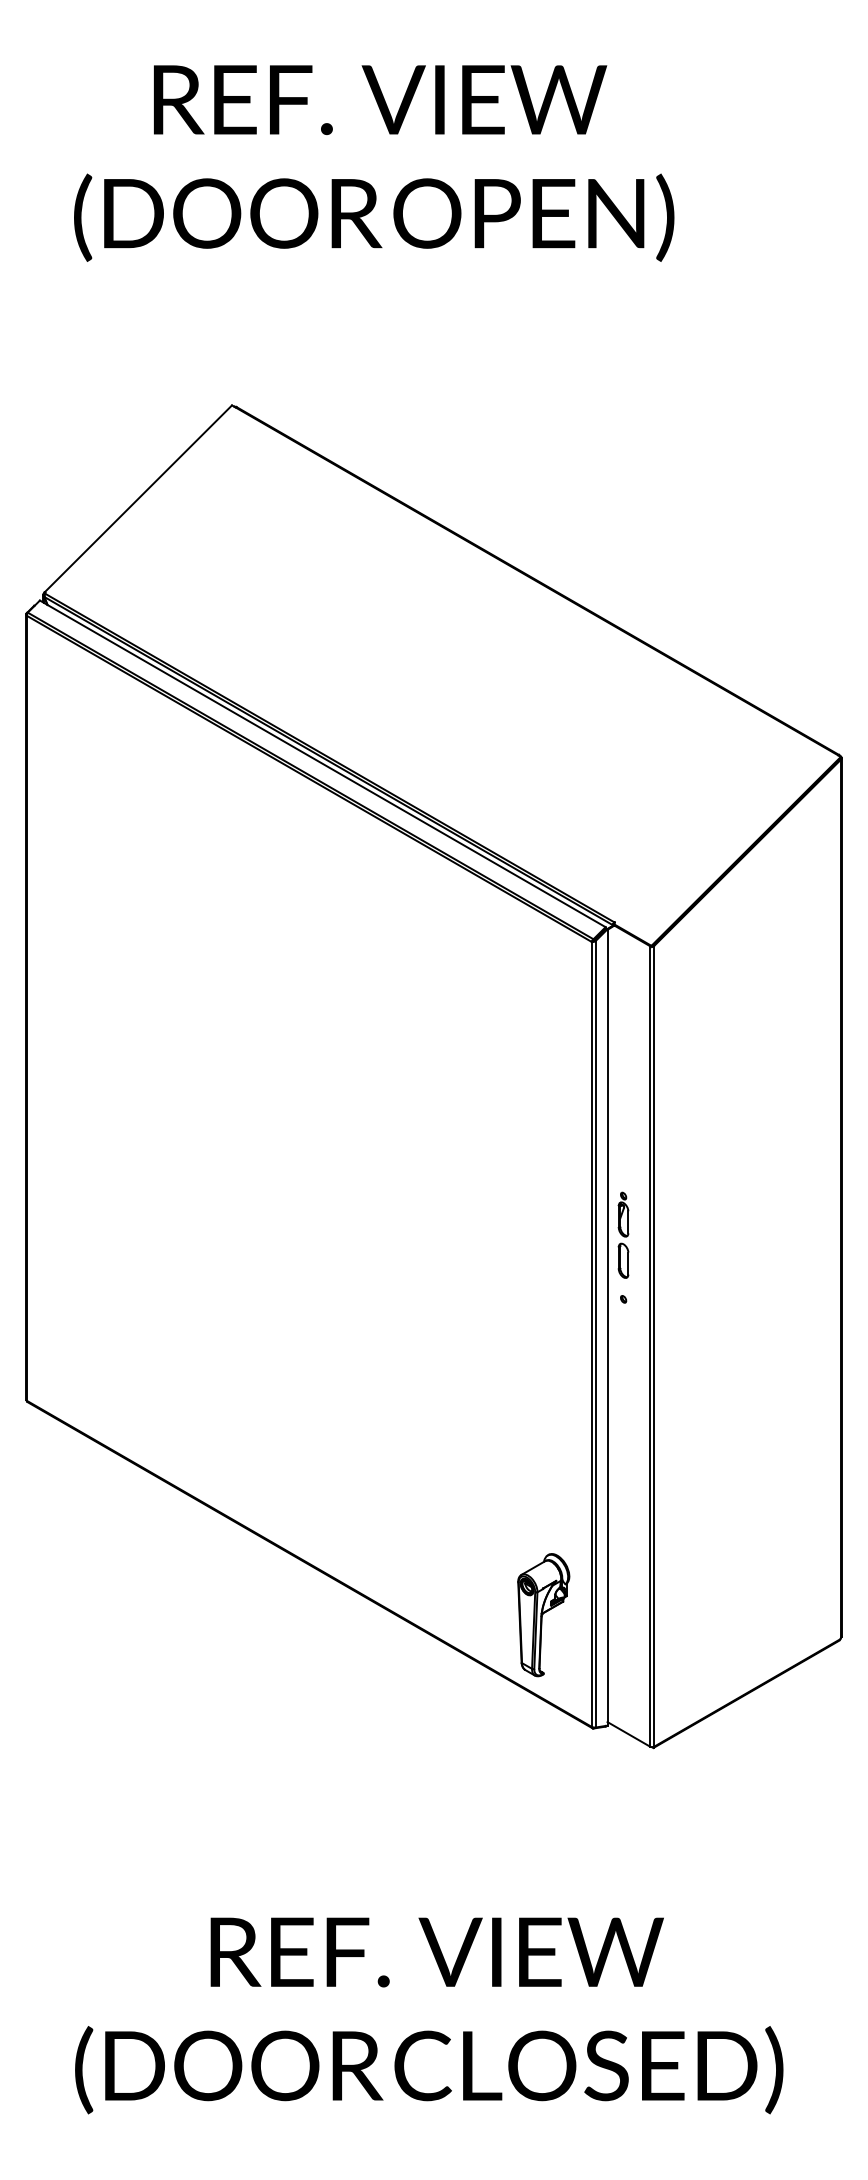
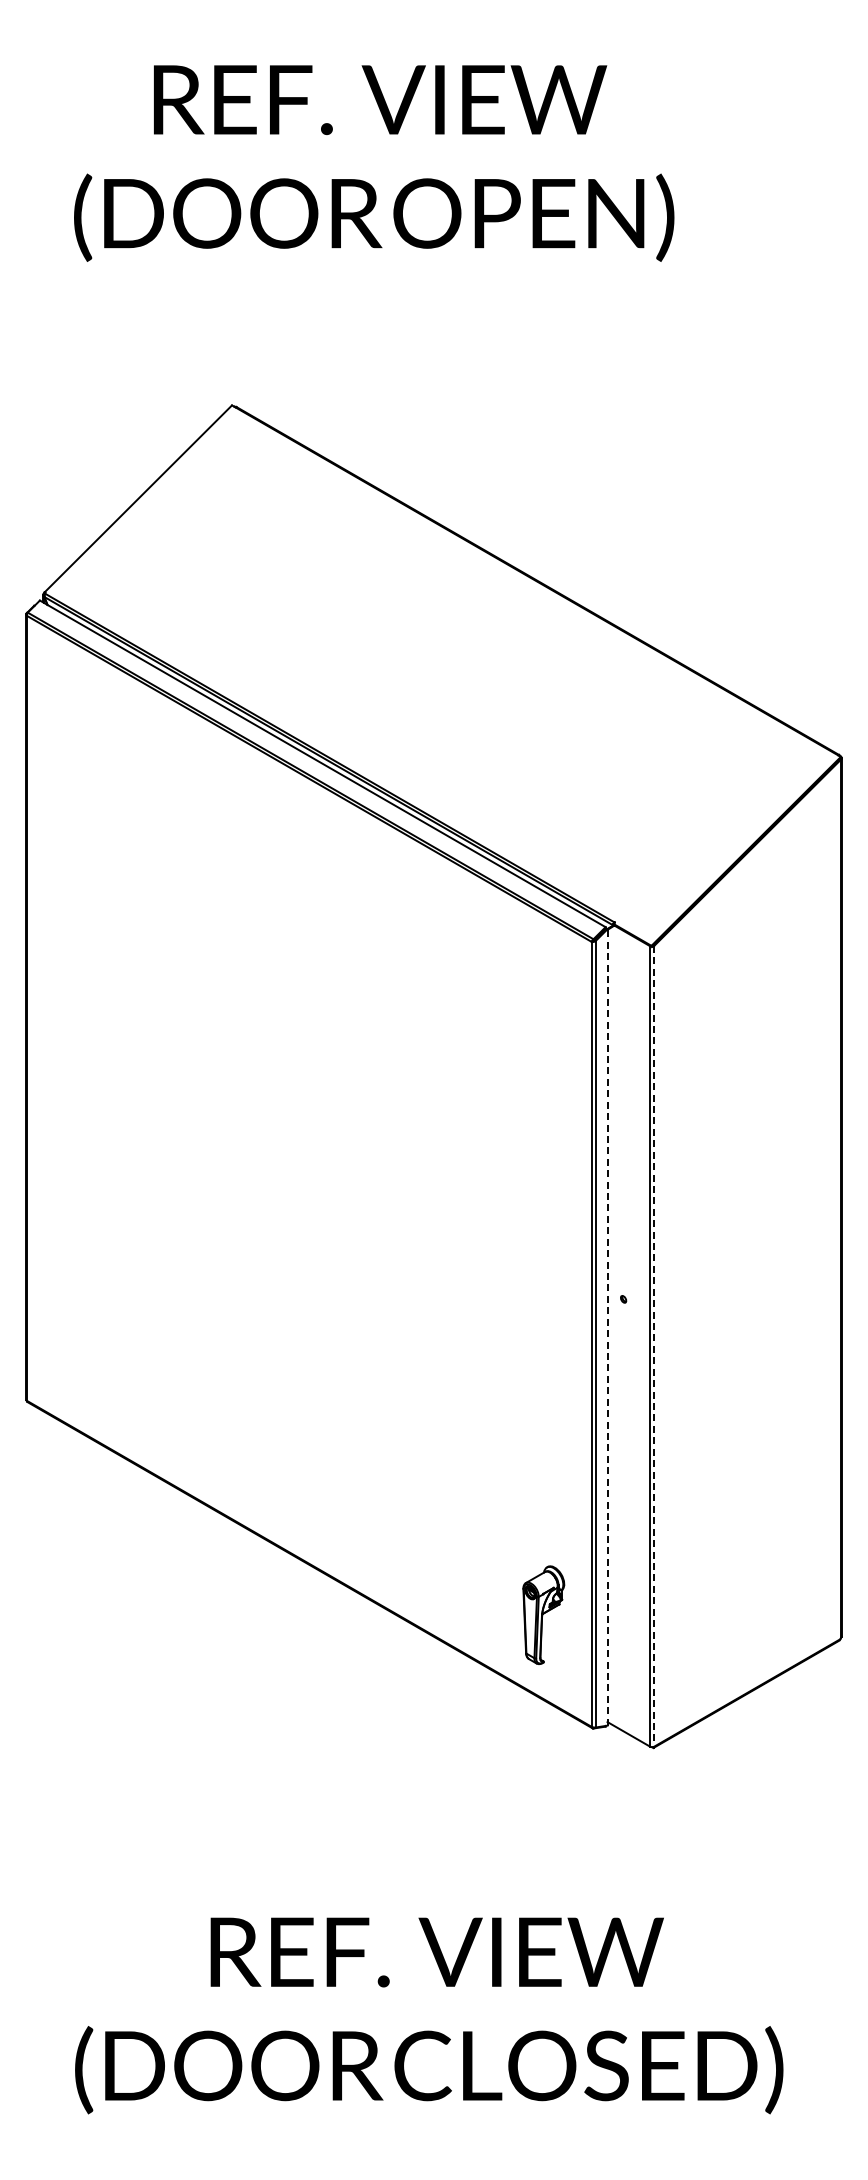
part: present -> none (623, 1234)
line: solid -> dashed (607, 1326)
line: solid -> dashed (654, 1346)
part size: 54x125 px -> 44x100 px (543, 1614)
